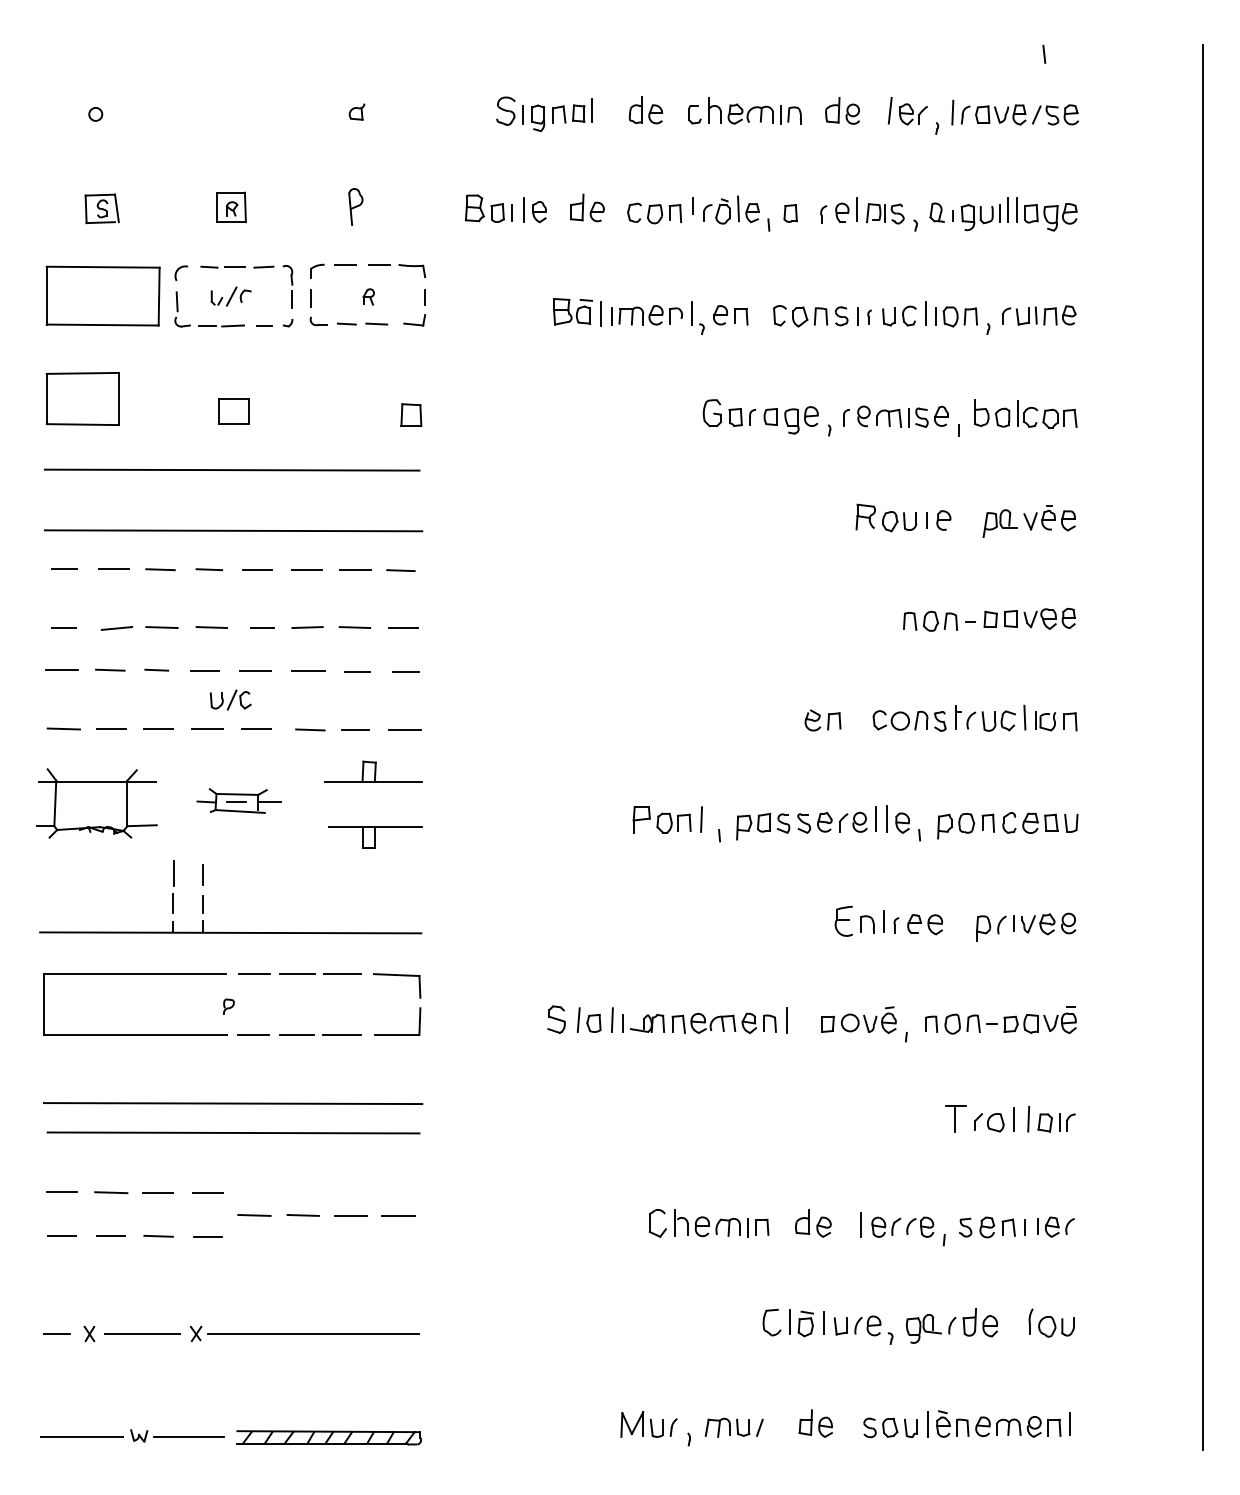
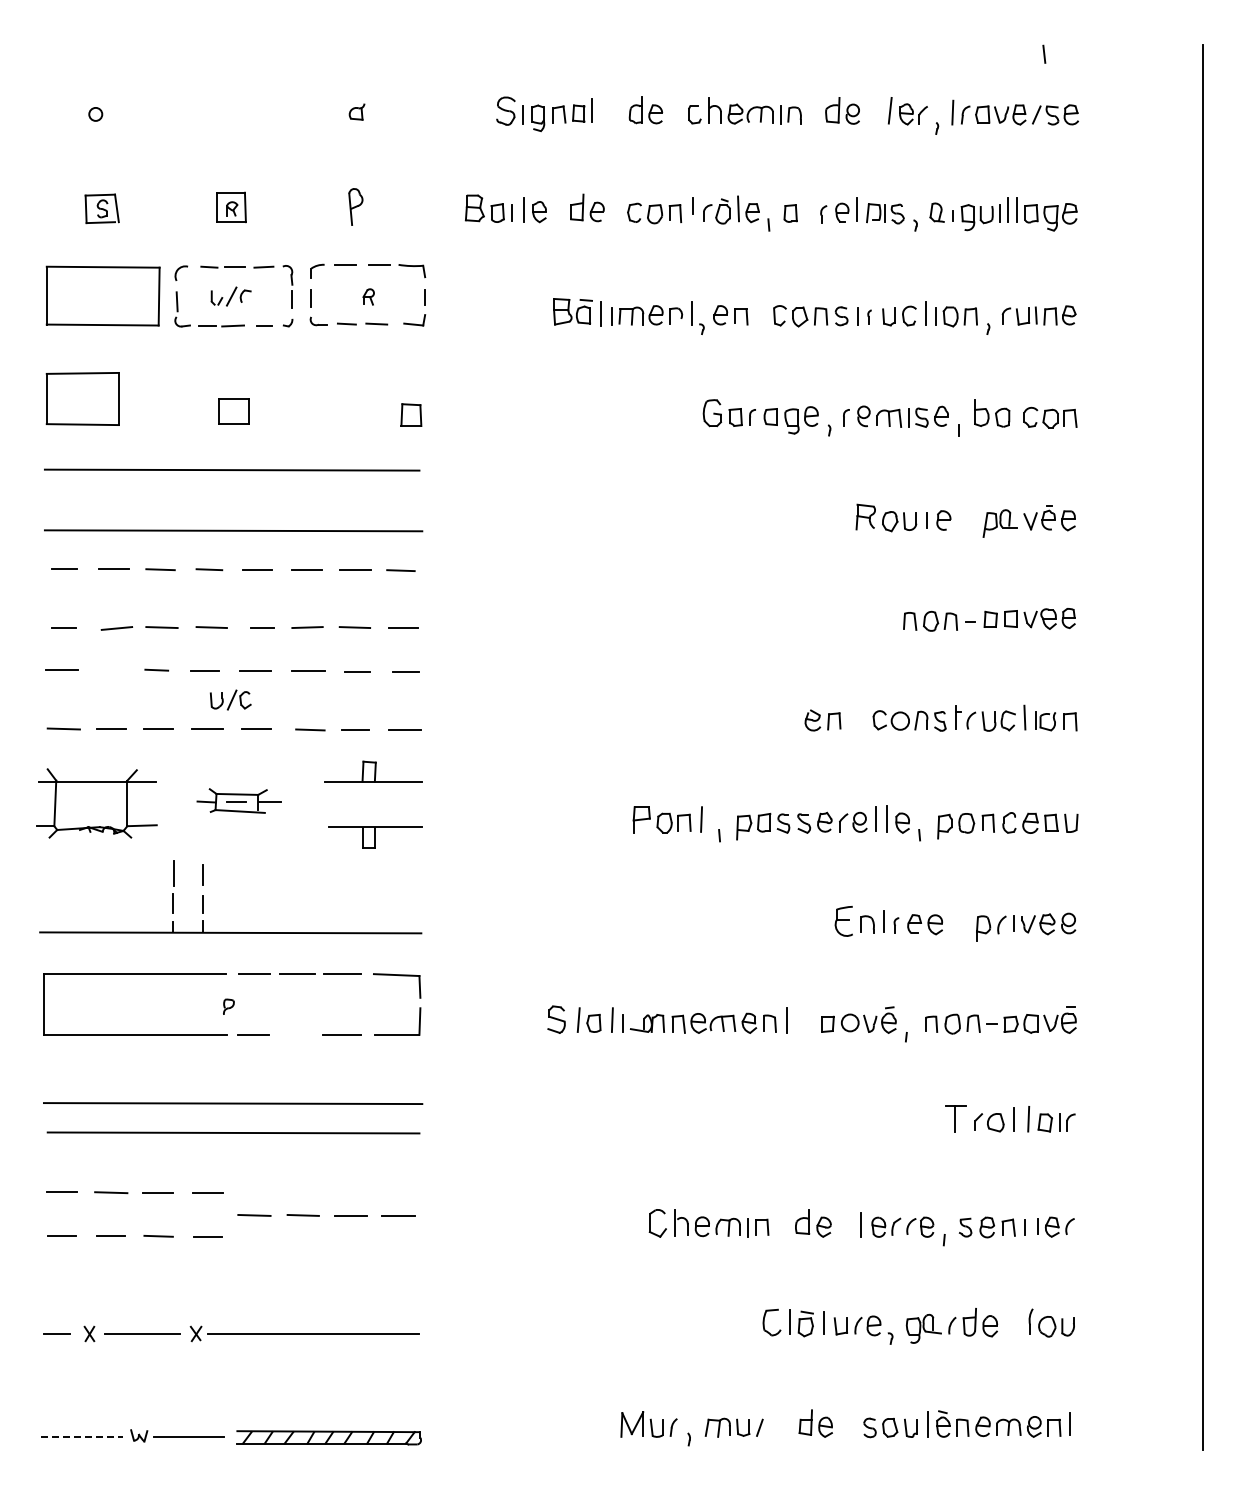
line: present -> none (1017, 413)
line: present -> none (110, 669)
line: present -> none (296, 1034)
line: solid -> dashed (81, 1436)
